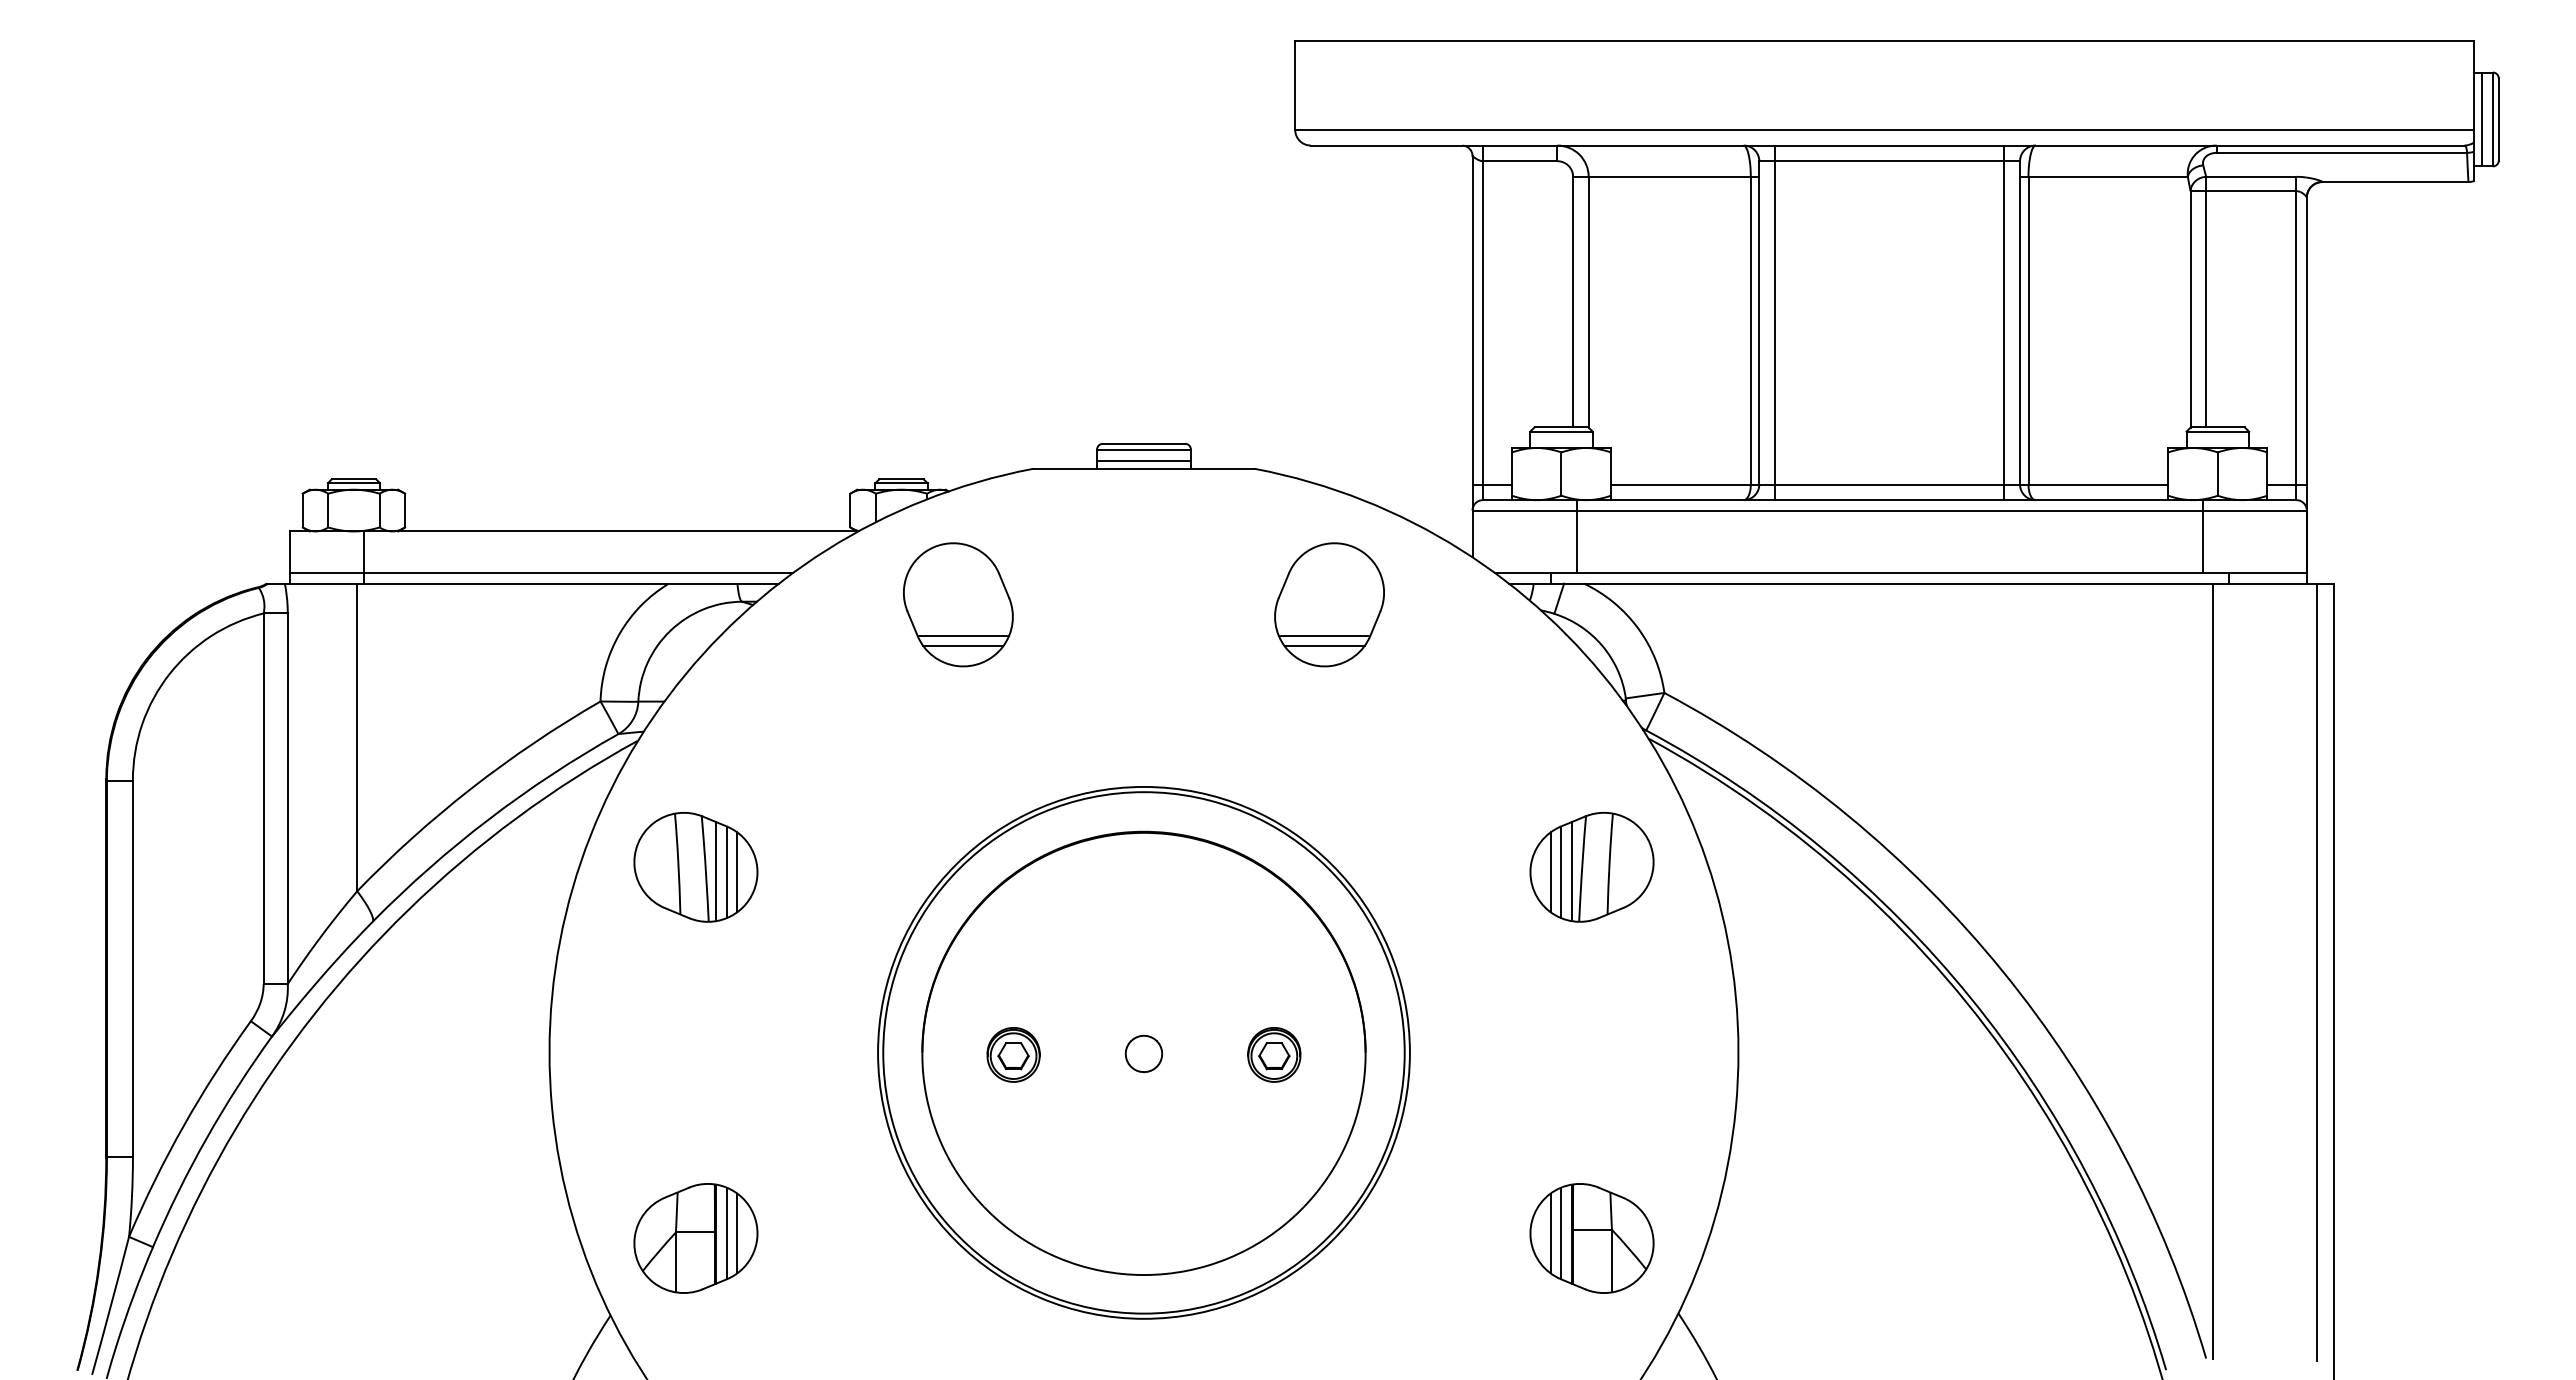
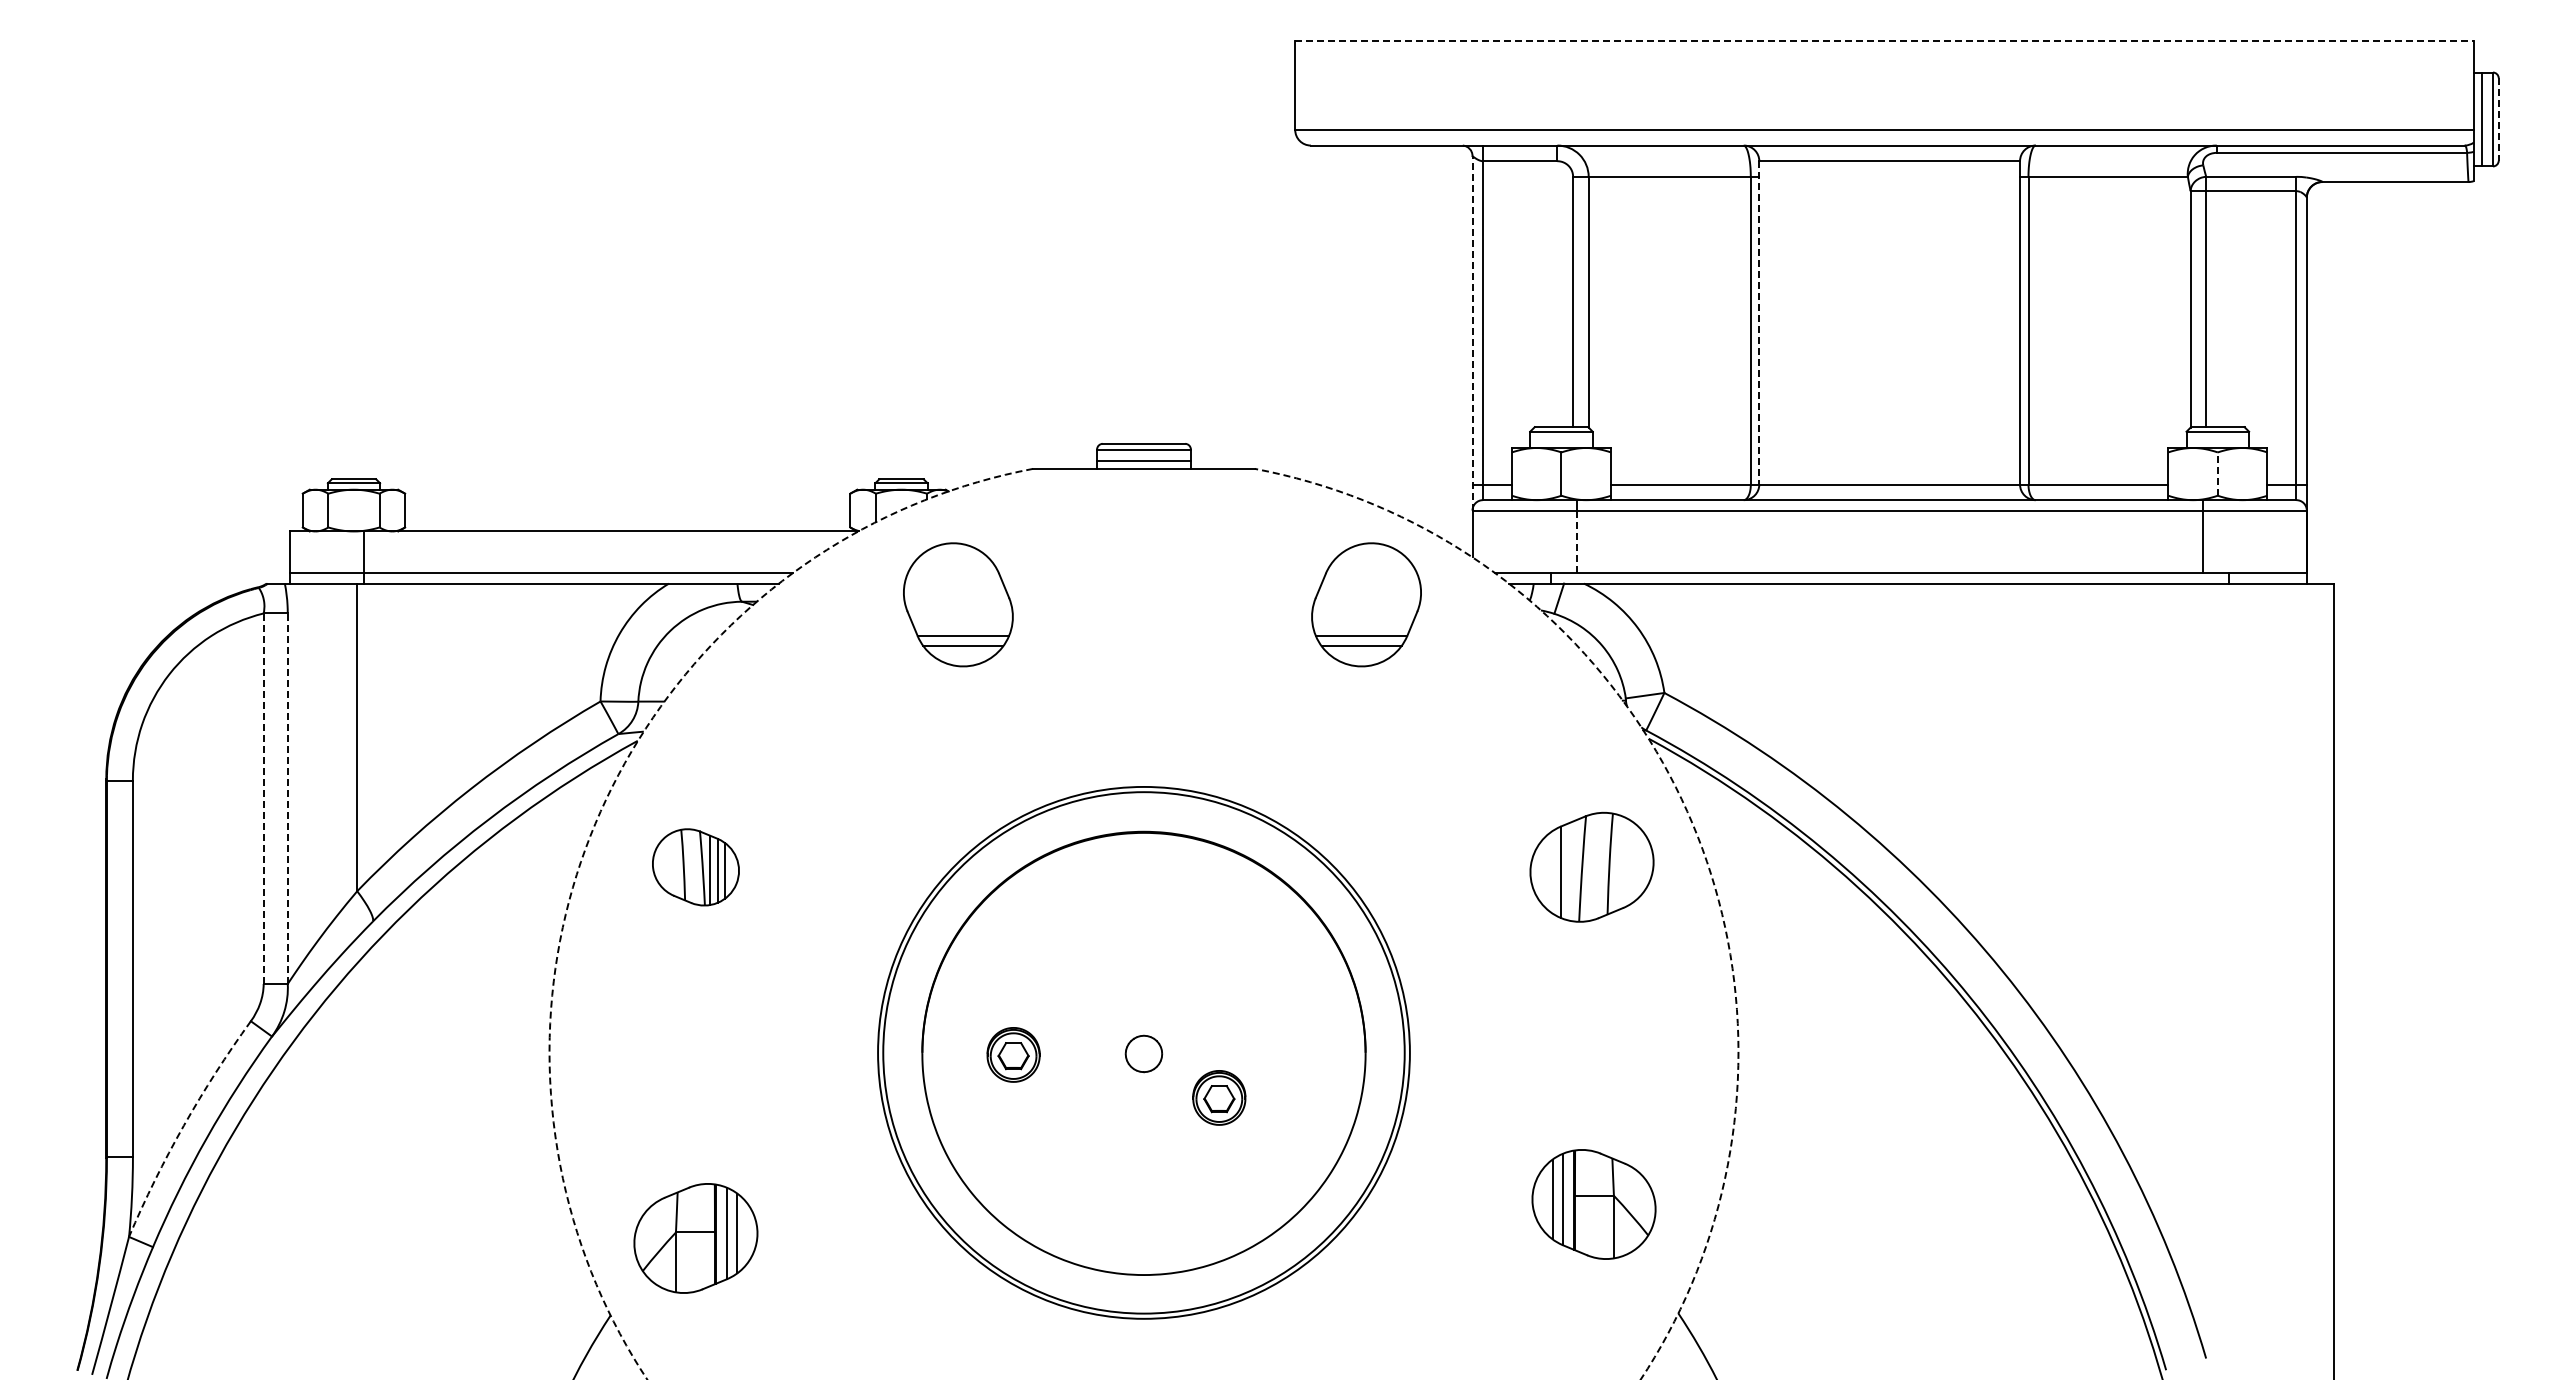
line: solid -> dashed (1884, 41)
line: solid -> dashed (2498, 119)
line: solid -> dashed (1759, 322)
line: present -> none (1774, 322)
line: present -> none (2004, 322)
line: solid -> dashed (1472, 332)
line: solid -> dashed (2217, 474)
line: solid -> dashed (1576, 542)
part position: (1329, 604) -> (1366, 604) (1366, 604)
line: solid -> dashed (263, 798)
line: solid -> dashed (287, 798)
part size: 126x111 px -> 88x79 px (695, 867)
line: present -> none (1571, 871)
line: present -> none (1550, 872)
line: present -> none (2212, 970)
line: present -> none (2317, 971)
part position: (1274, 1054) -> (1219, 1097) (1219, 1097)
arc: solid -> dashed (183, 1125)
part position: (1591, 1238) -> (1593, 1204) (1593, 1204)
arc: solid -> dashed (1640, 1379)
